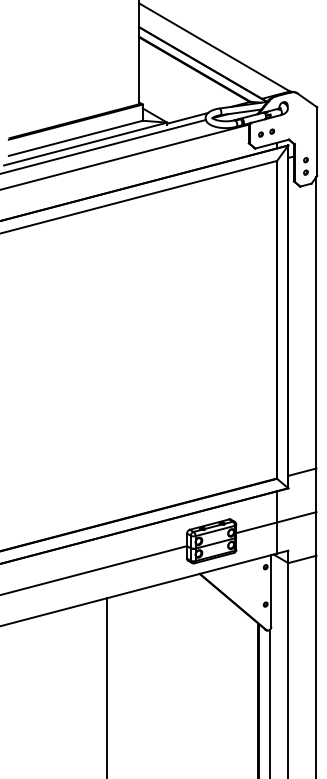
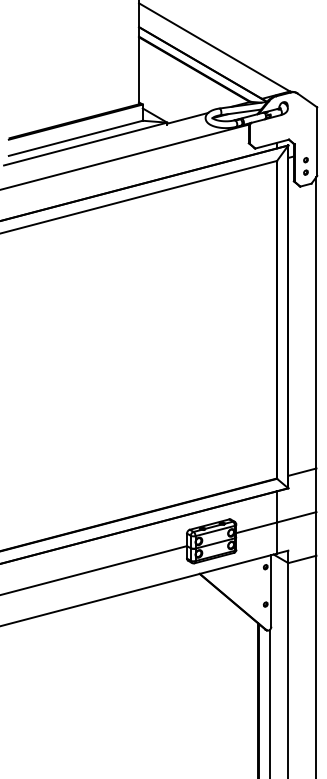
part: present -> none (266, 132)
line: present -> none (103, 146)
line: present -> none (107, 686)
